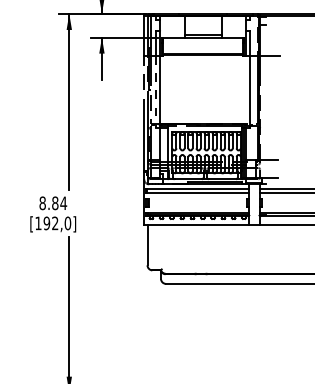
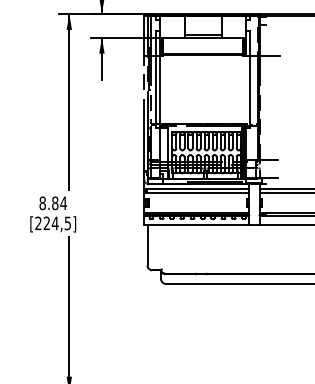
line: dashed -> solid (155, 91)
text: [192,0] -> [224,5] (53, 223)
